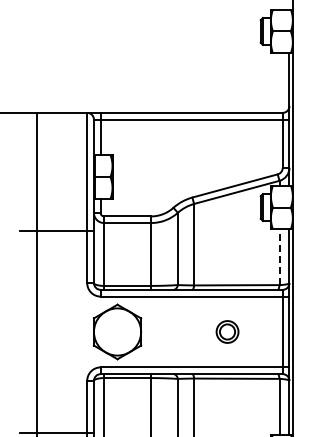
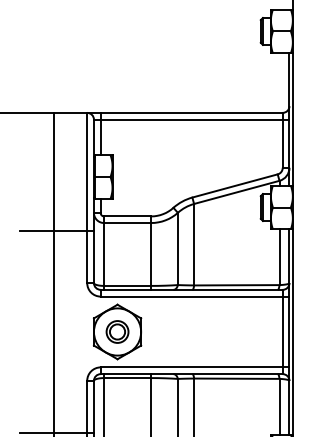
line: dashed -> solid (279, 257)
line position: (36, 272) -> (53, 272) (53, 272)
part position: (227, 331) -> (117, 331) (117, 331)
